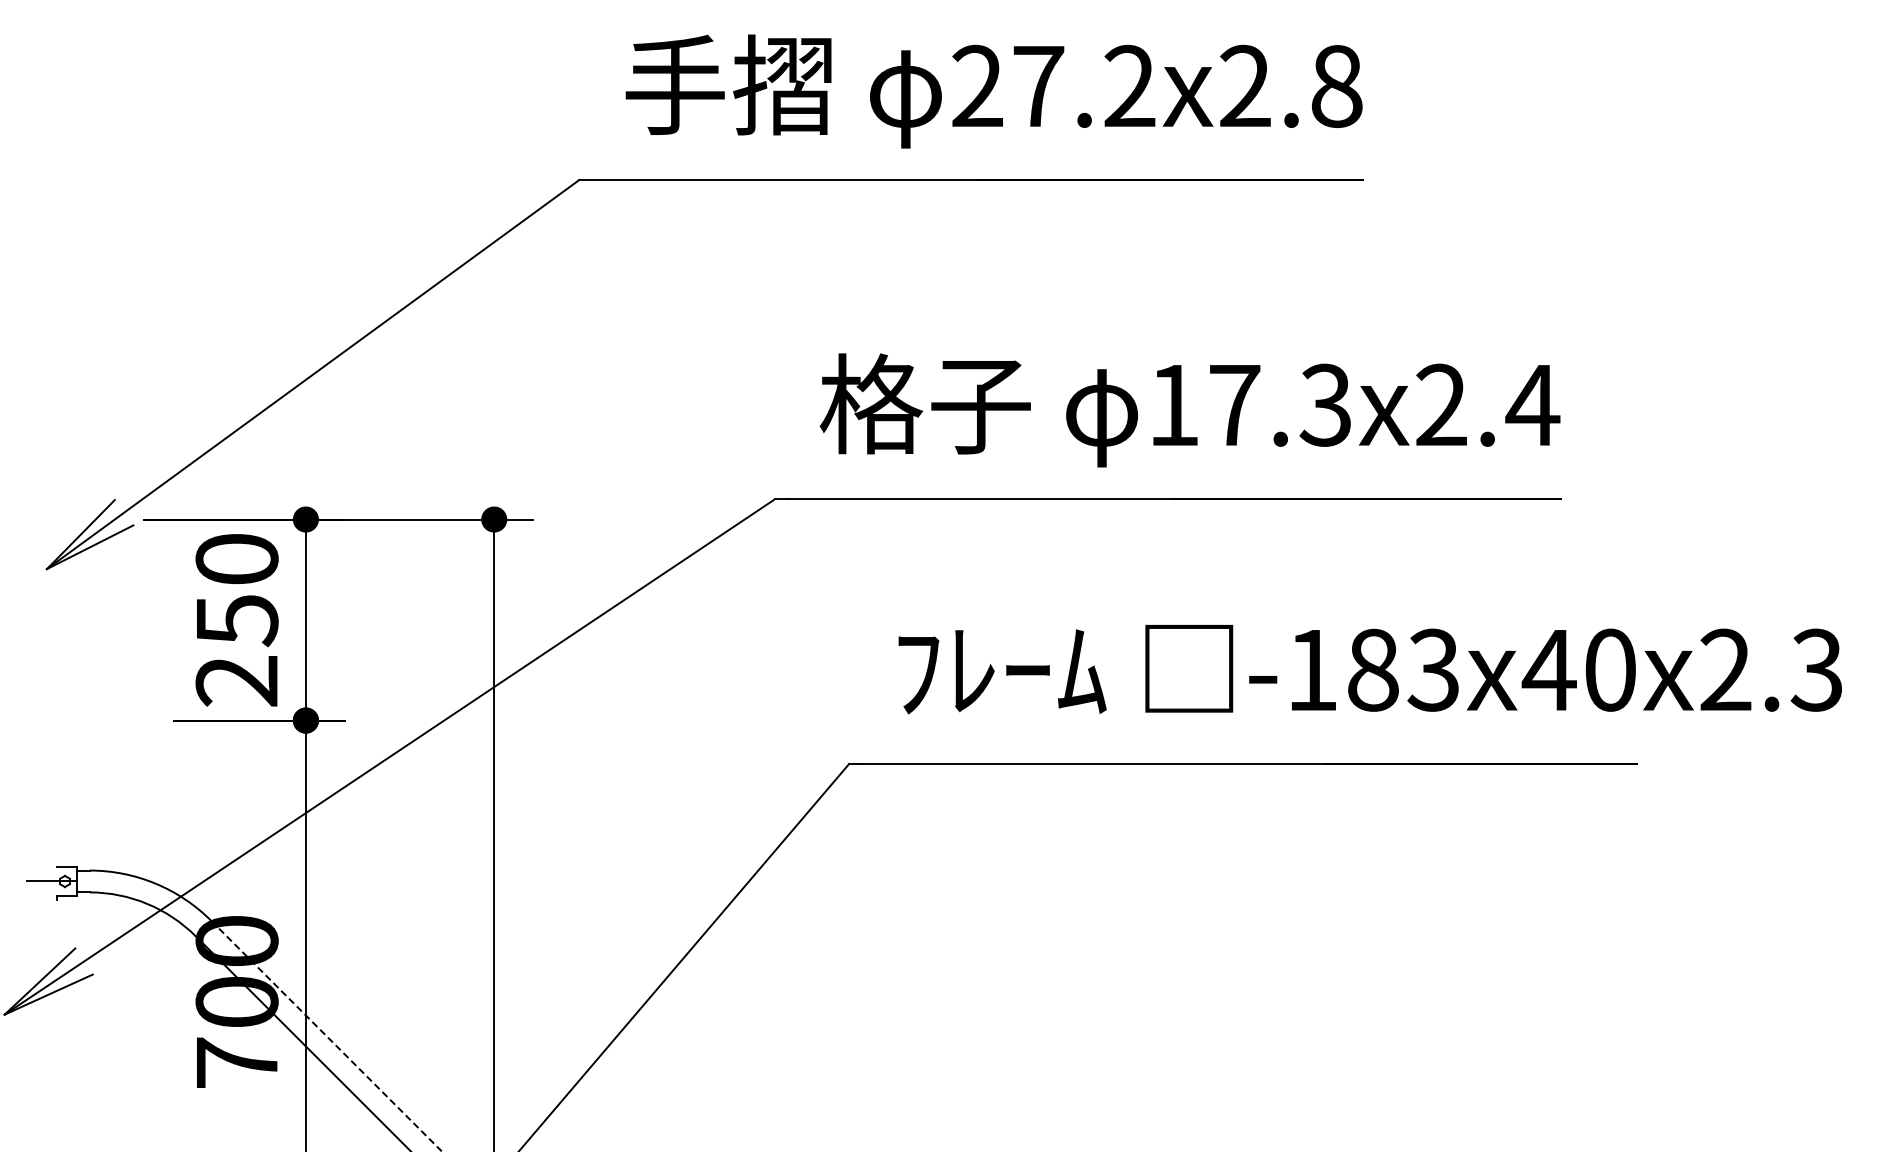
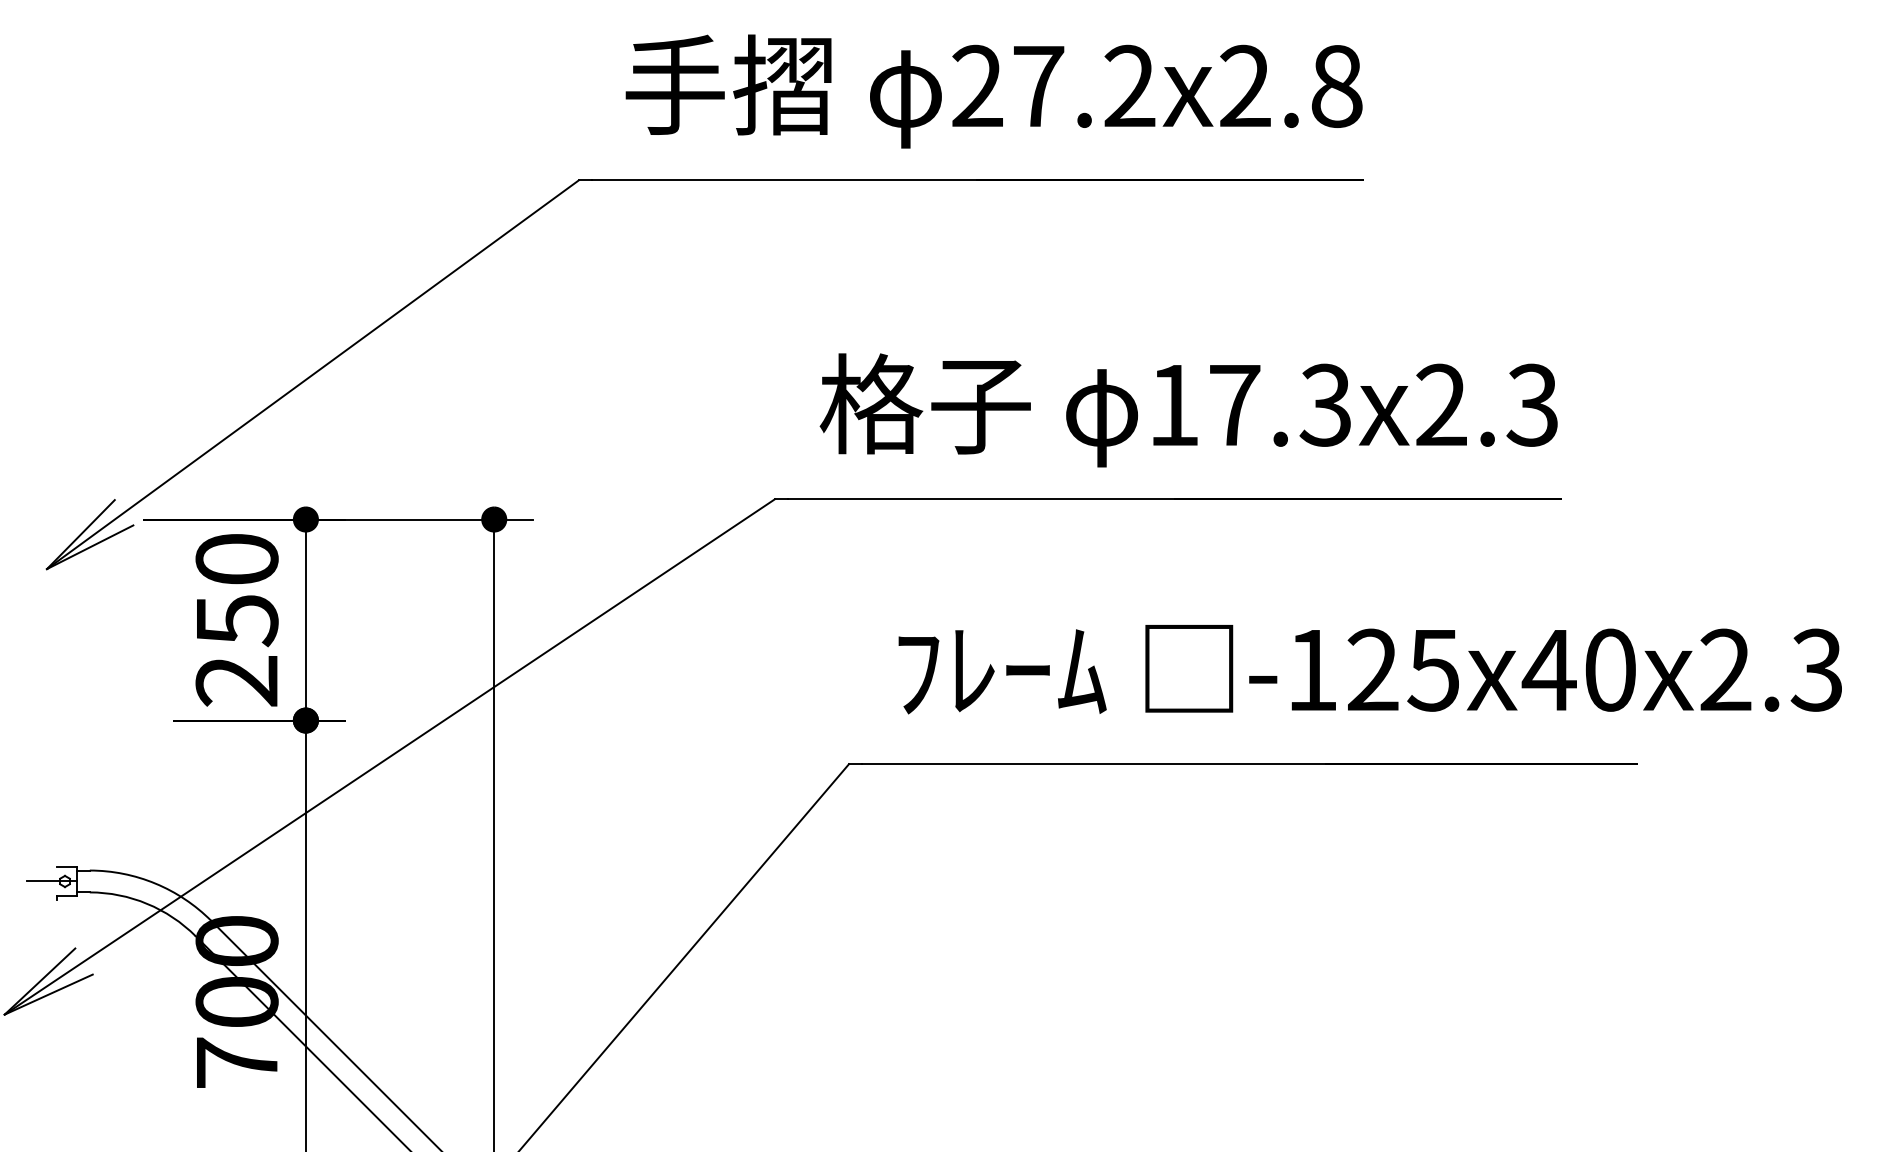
text: 17.3x2.4 -> 17.3x2.3 (1532, 404)
text: -183x40x2.3 -> -125x40x2.3 (1402, 669)
line: dashed -> solid (327, 1036)
